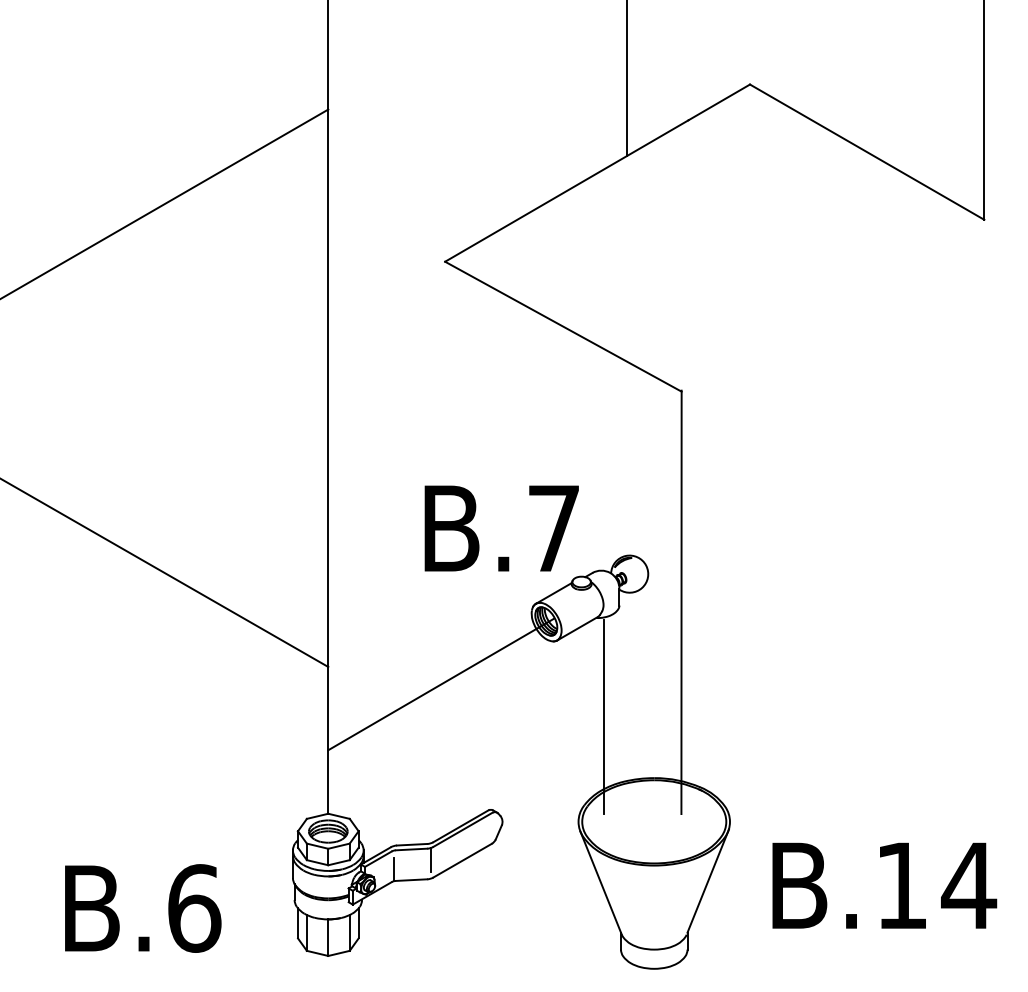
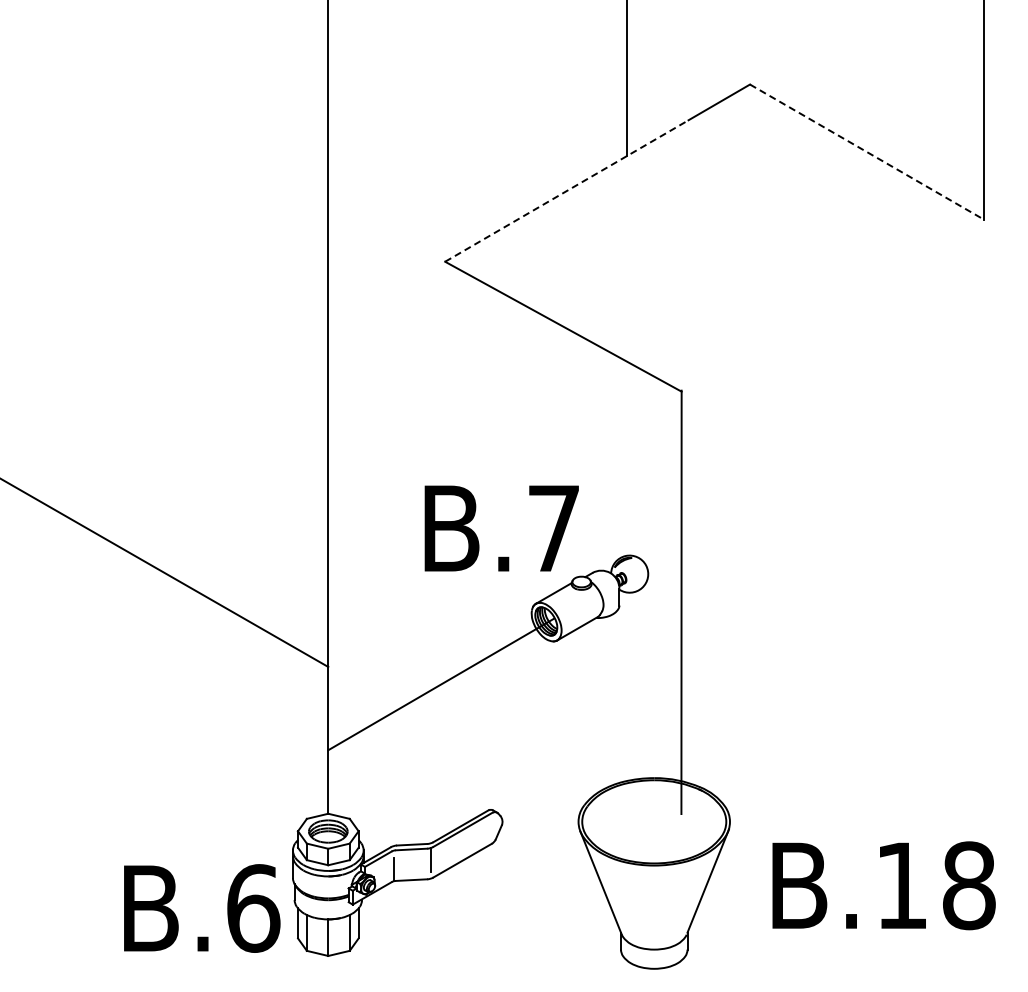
line: solid -> dashed (867, 152)
line: solid -> dashed (566, 191)
line: present -> none (165, 203)
line: present -> none (604, 716)
text: B.14 -> B.18 (969, 885)
text position: (143, 908) -> (202, 908) (202, 908)
